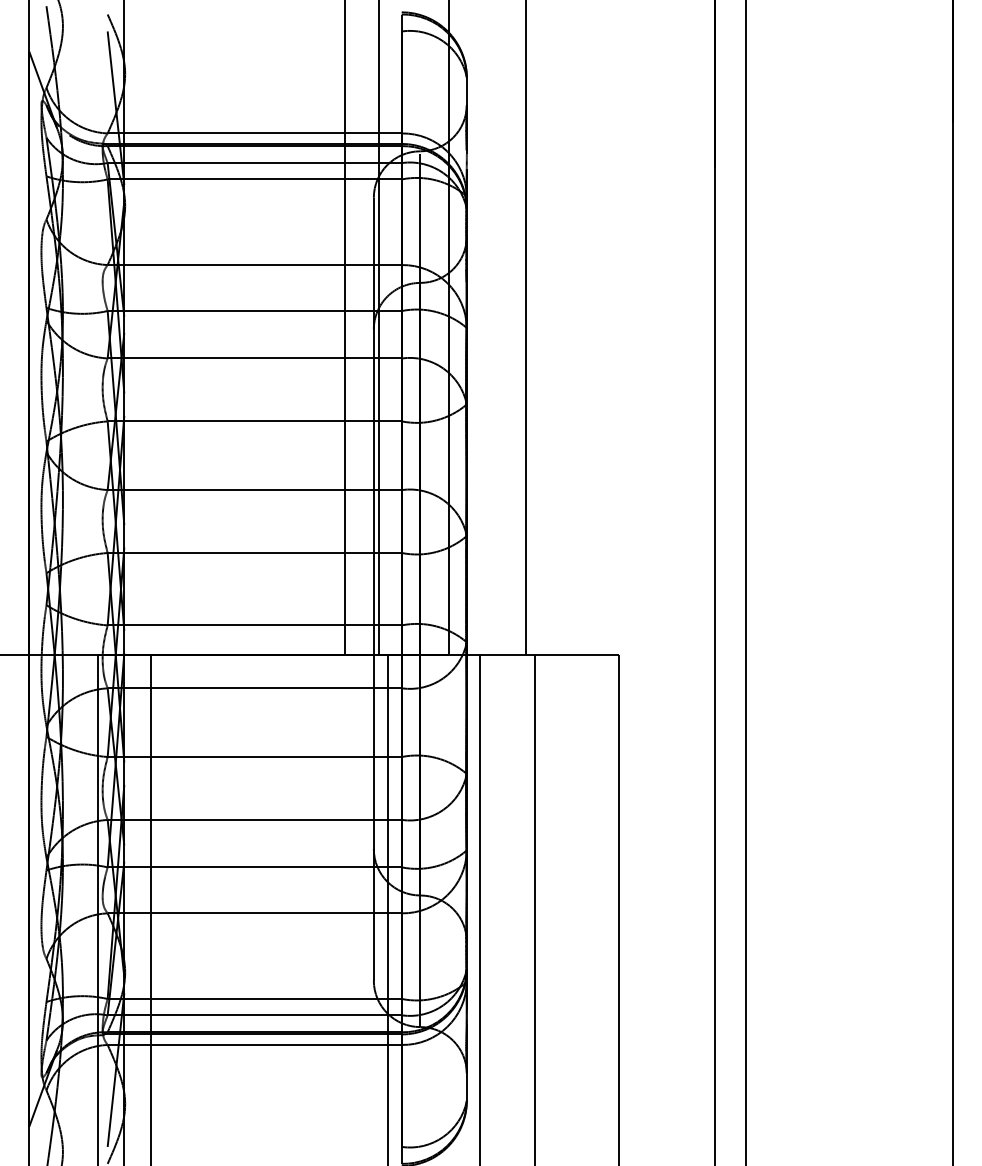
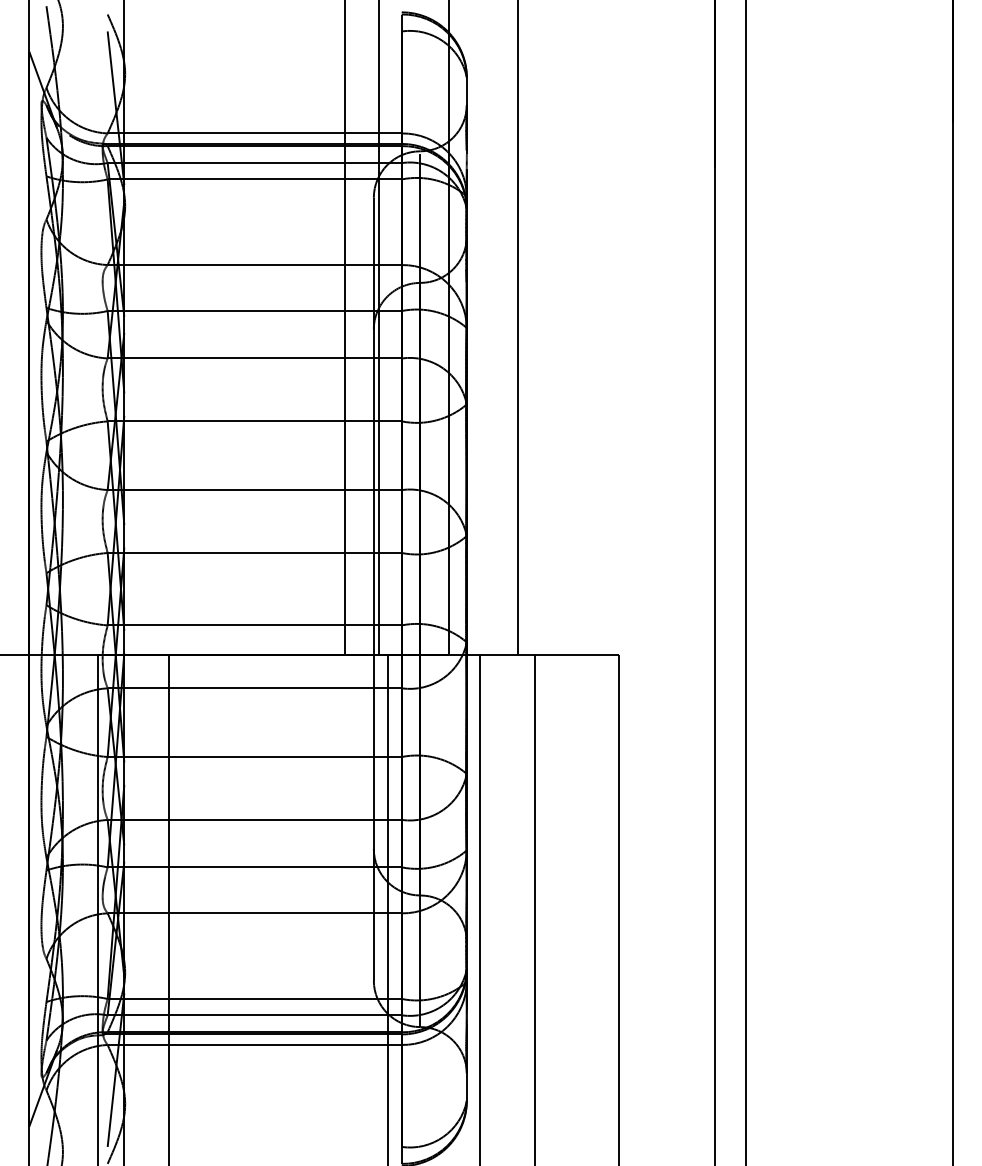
line position: (525, 328) -> (517, 328) (517, 328)
line position: (151, 908) -> (169, 908) (169, 908)
